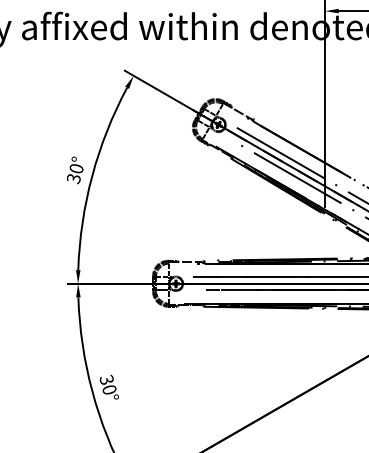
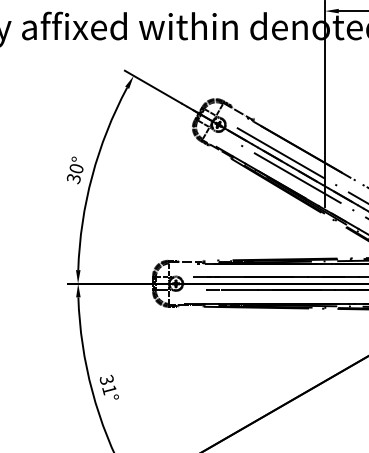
text: 30° -> 31° (109, 390)
